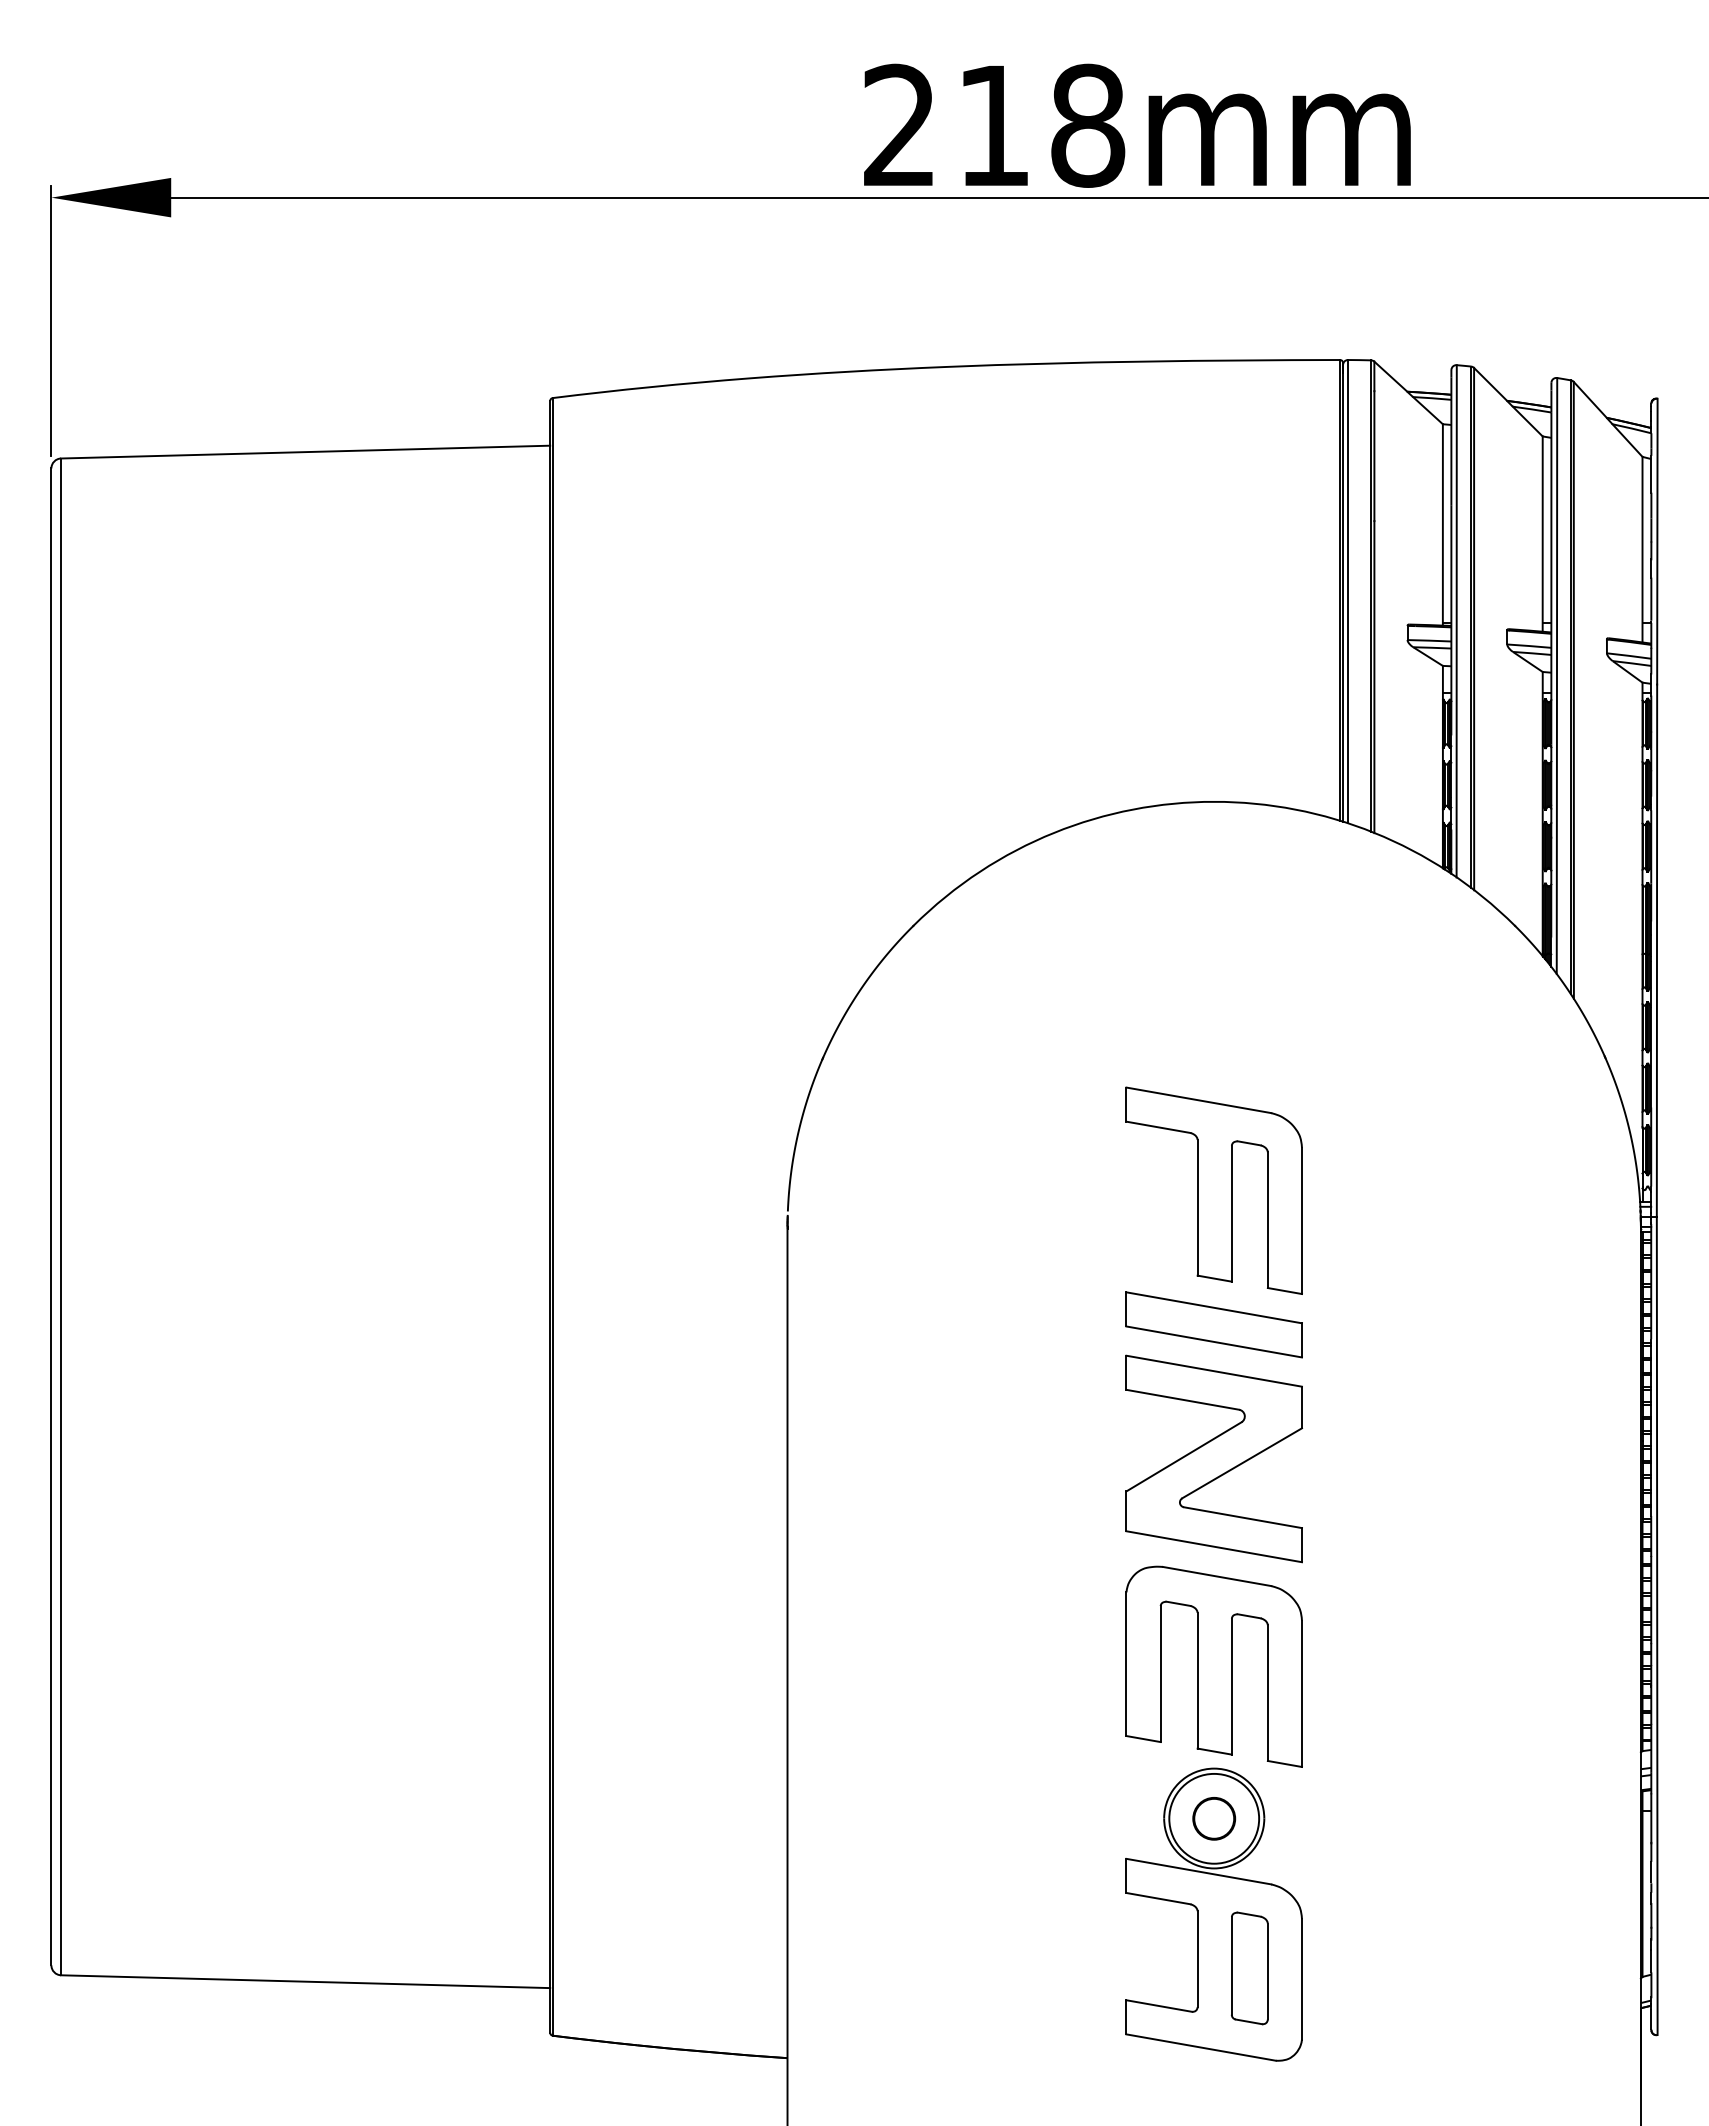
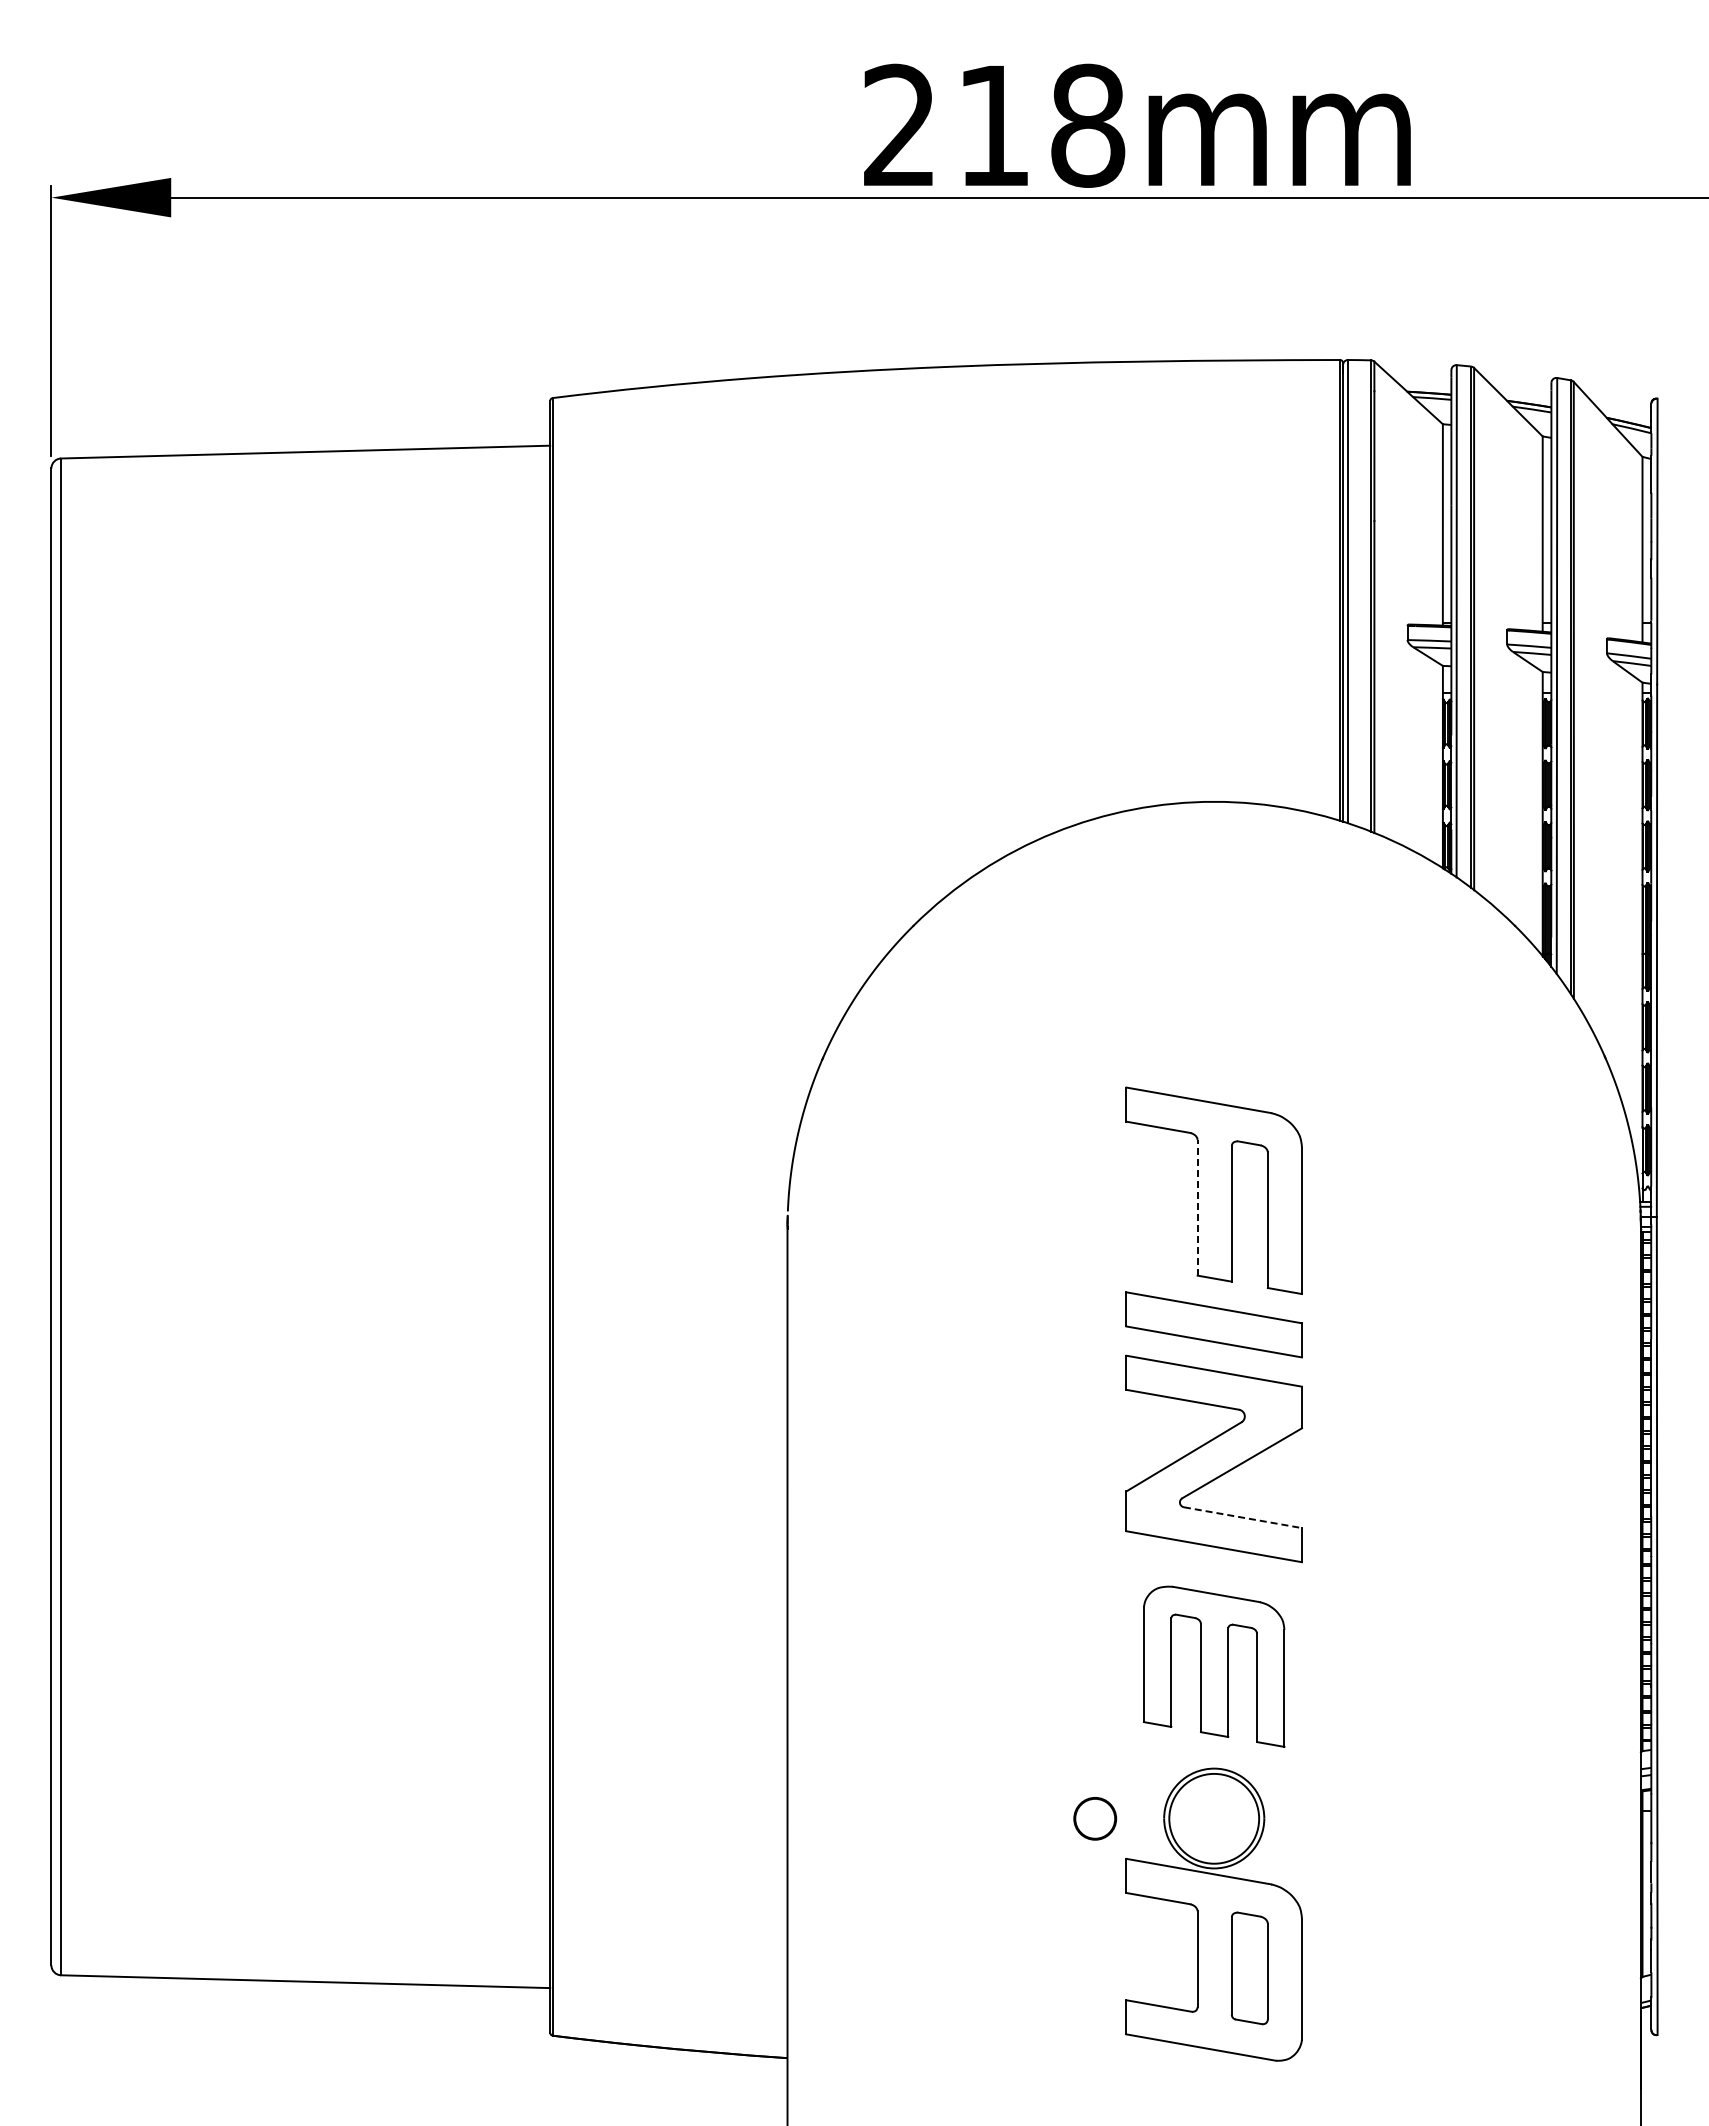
line: solid -> dashed (1197, 1207)
line: solid -> dashed (1242, 1517)
part size: 178x203 px -> 143x163 px (1214, 1666)
part position: (1214, 1818) -> (1095, 1818) (1095, 1818)
